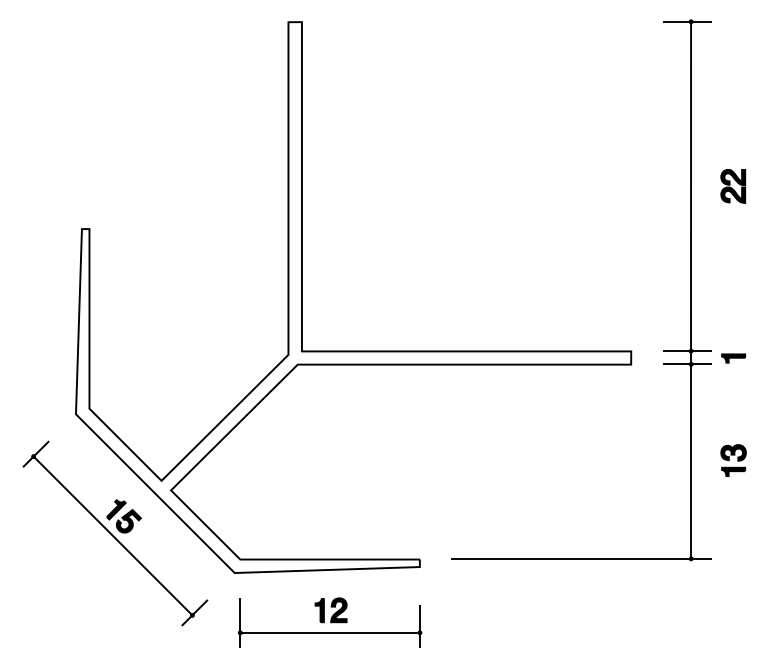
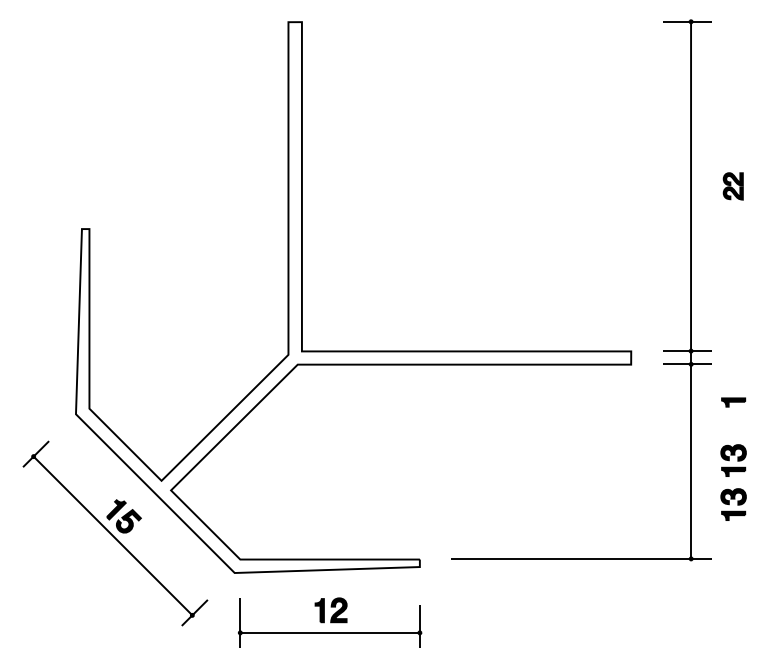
part size: 27x35 px -> 22x29 px (732, 186)
part position: (733, 358) -> (733, 402) (733, 402)
part: none -> present (733, 504)
